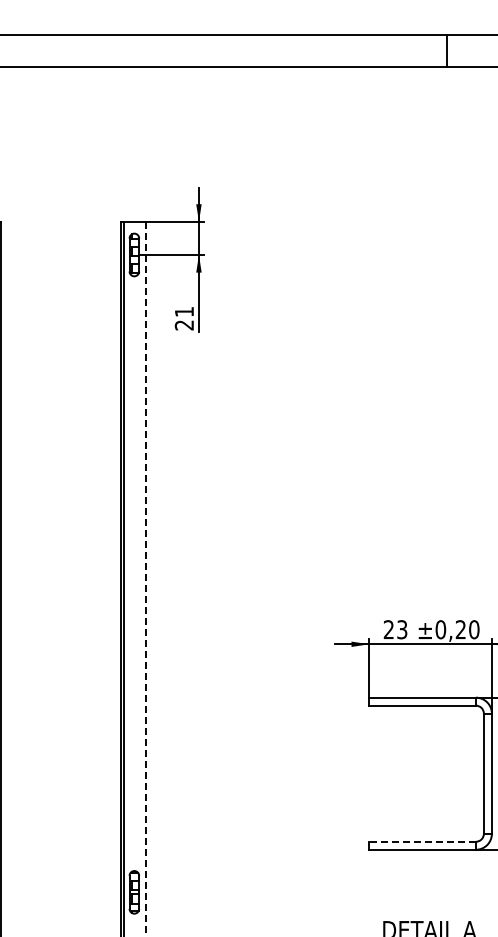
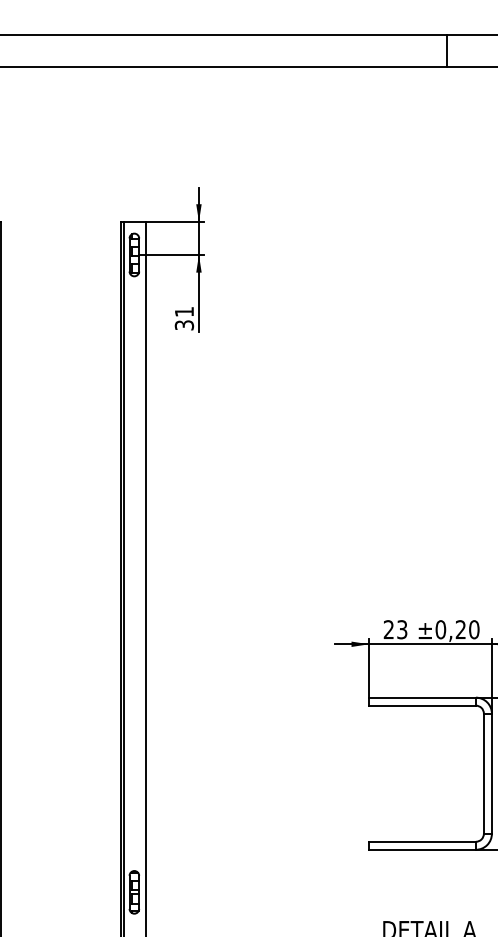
text: 21 -> 31 (184, 325)
line: dashed -> solid (145, 579)
line: dashed -> solid (422, 841)
